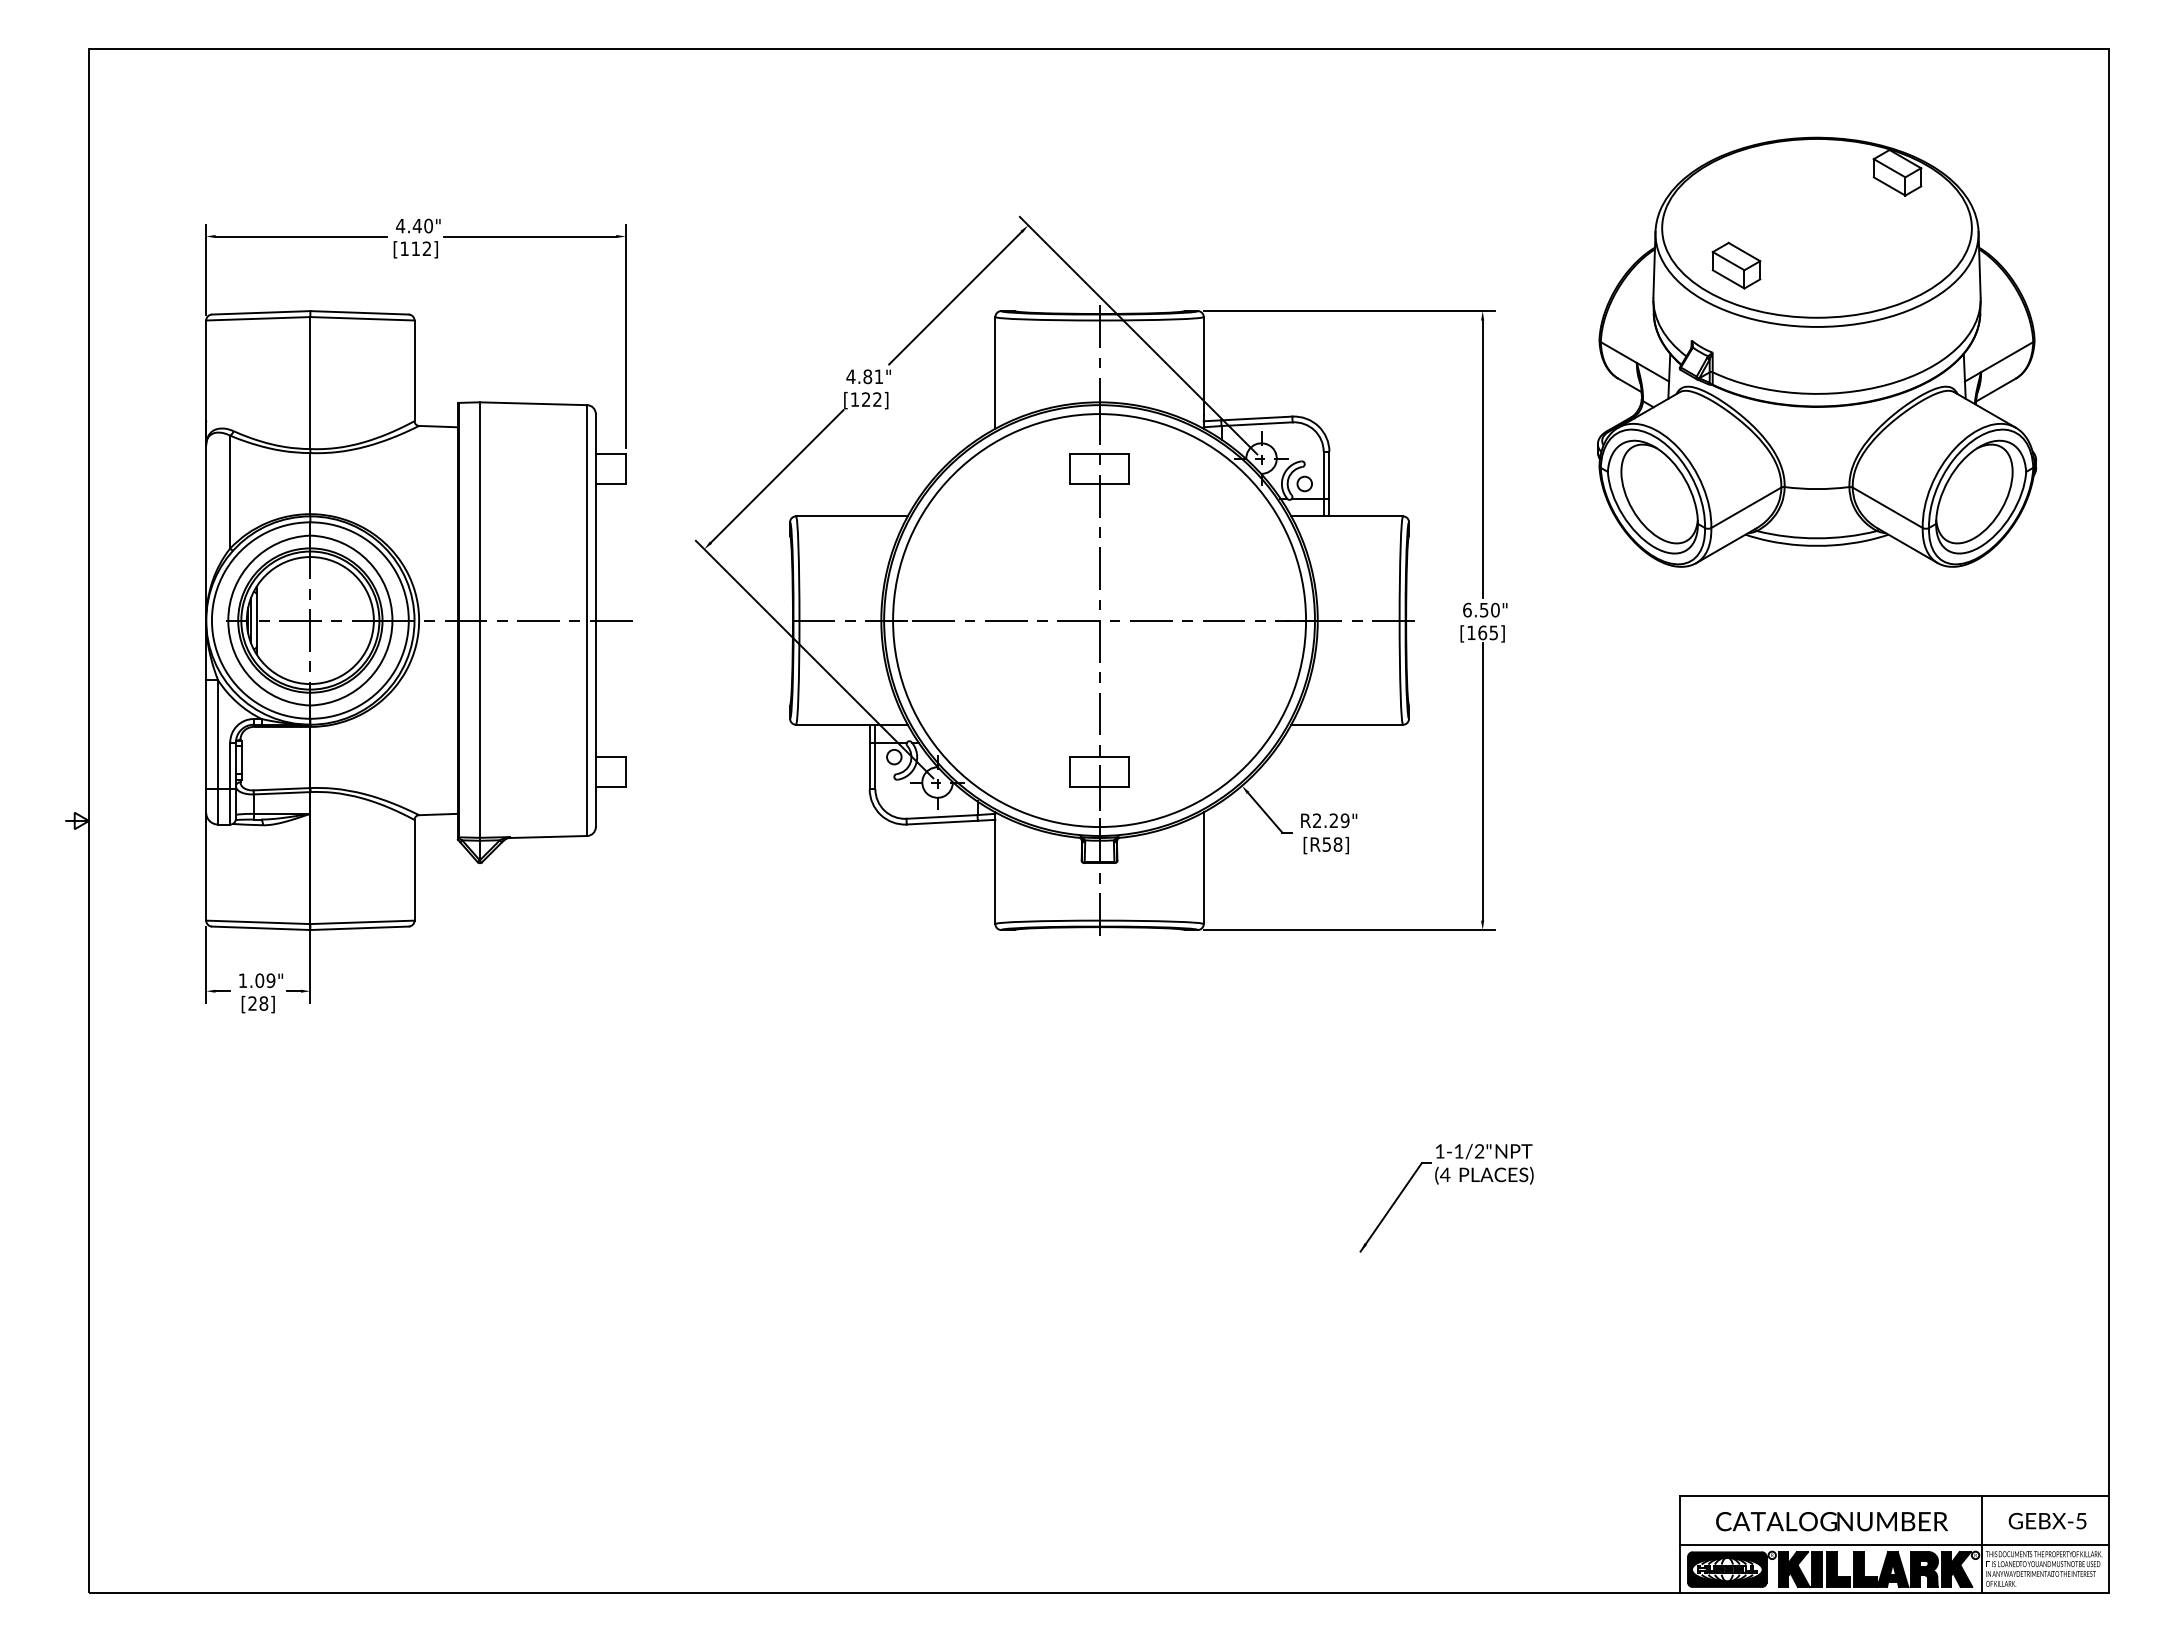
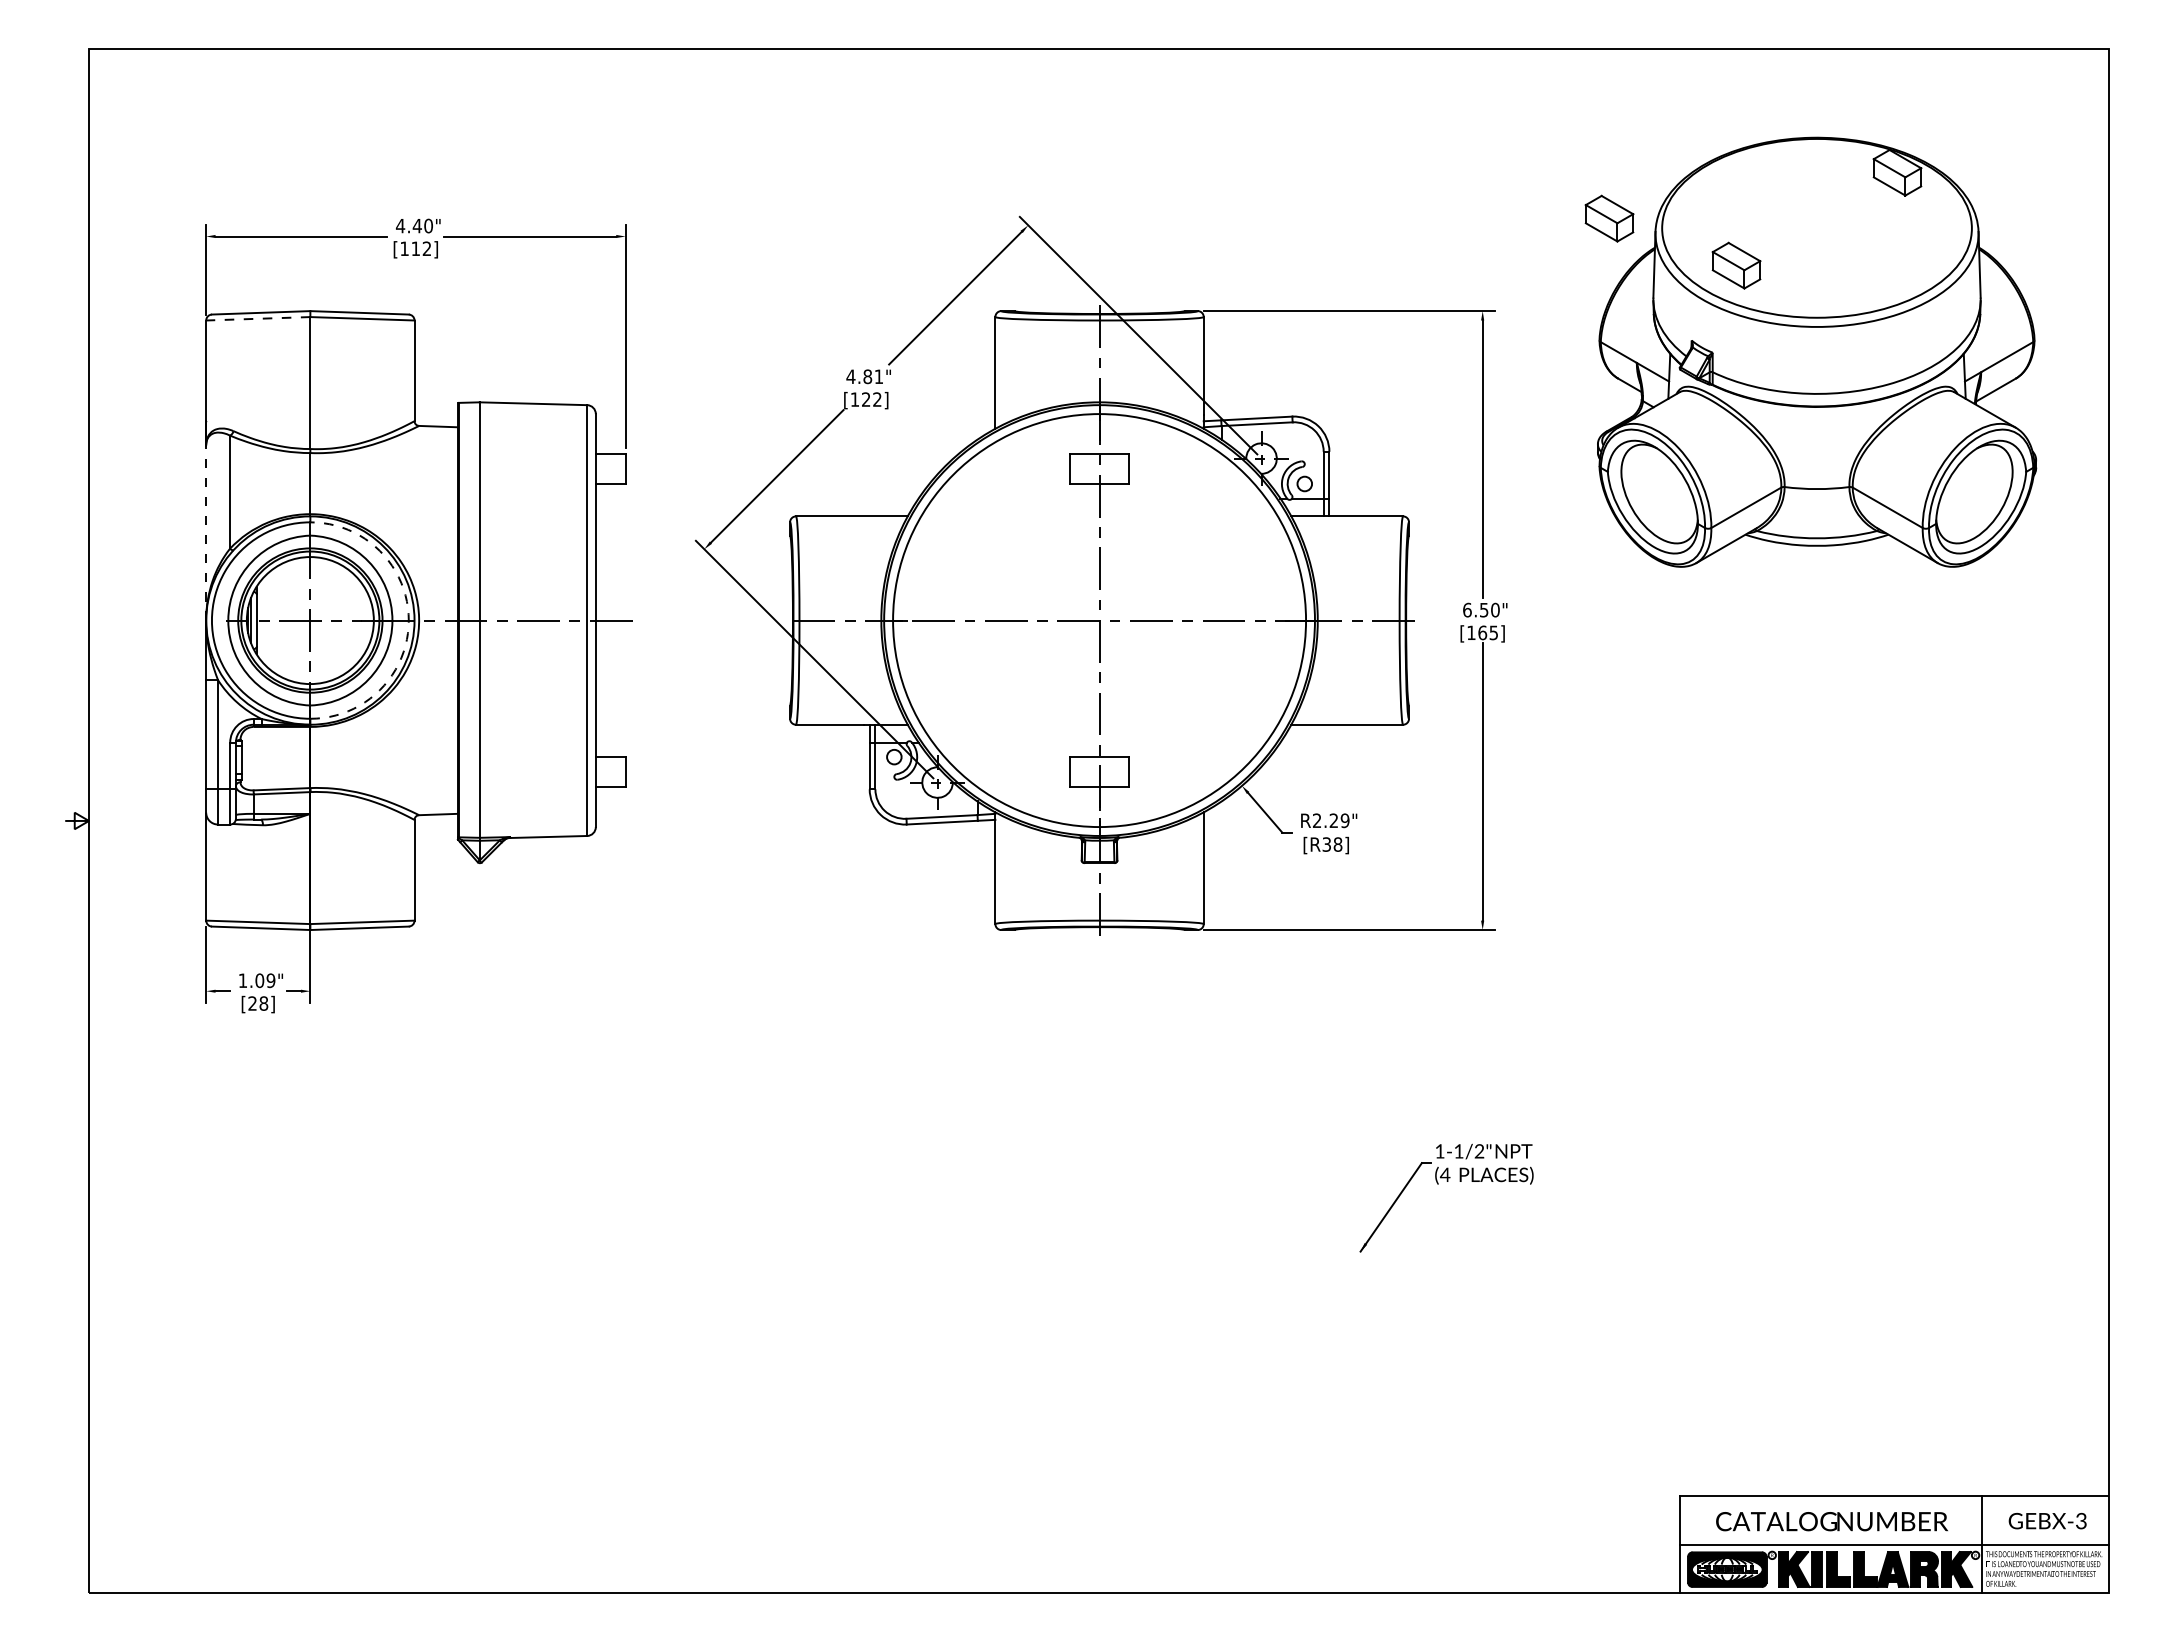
part: none -> present (1609, 218)
line: solid -> dashed (257, 318)
line: solid -> dashed (206, 532)
arc: solid -> dashed (408, 620)
text: [R58] -> [R38] (1326, 843)
text: GEBX-5 -> GEBX-3 (2081, 1520)
